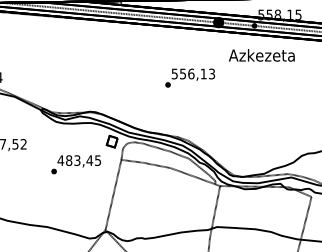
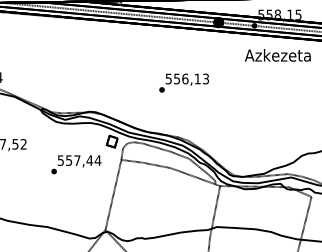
text position: (261, 55) -> (277, 55) (277, 55)
text position: (189, 77) -> (183, 82) (183, 82)
text: 483,45 -> 557,44 (79, 160)
